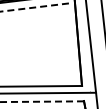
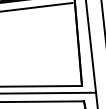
line: dashed -> solid (36, 7)
line: dashed -> solid (42, 101)
